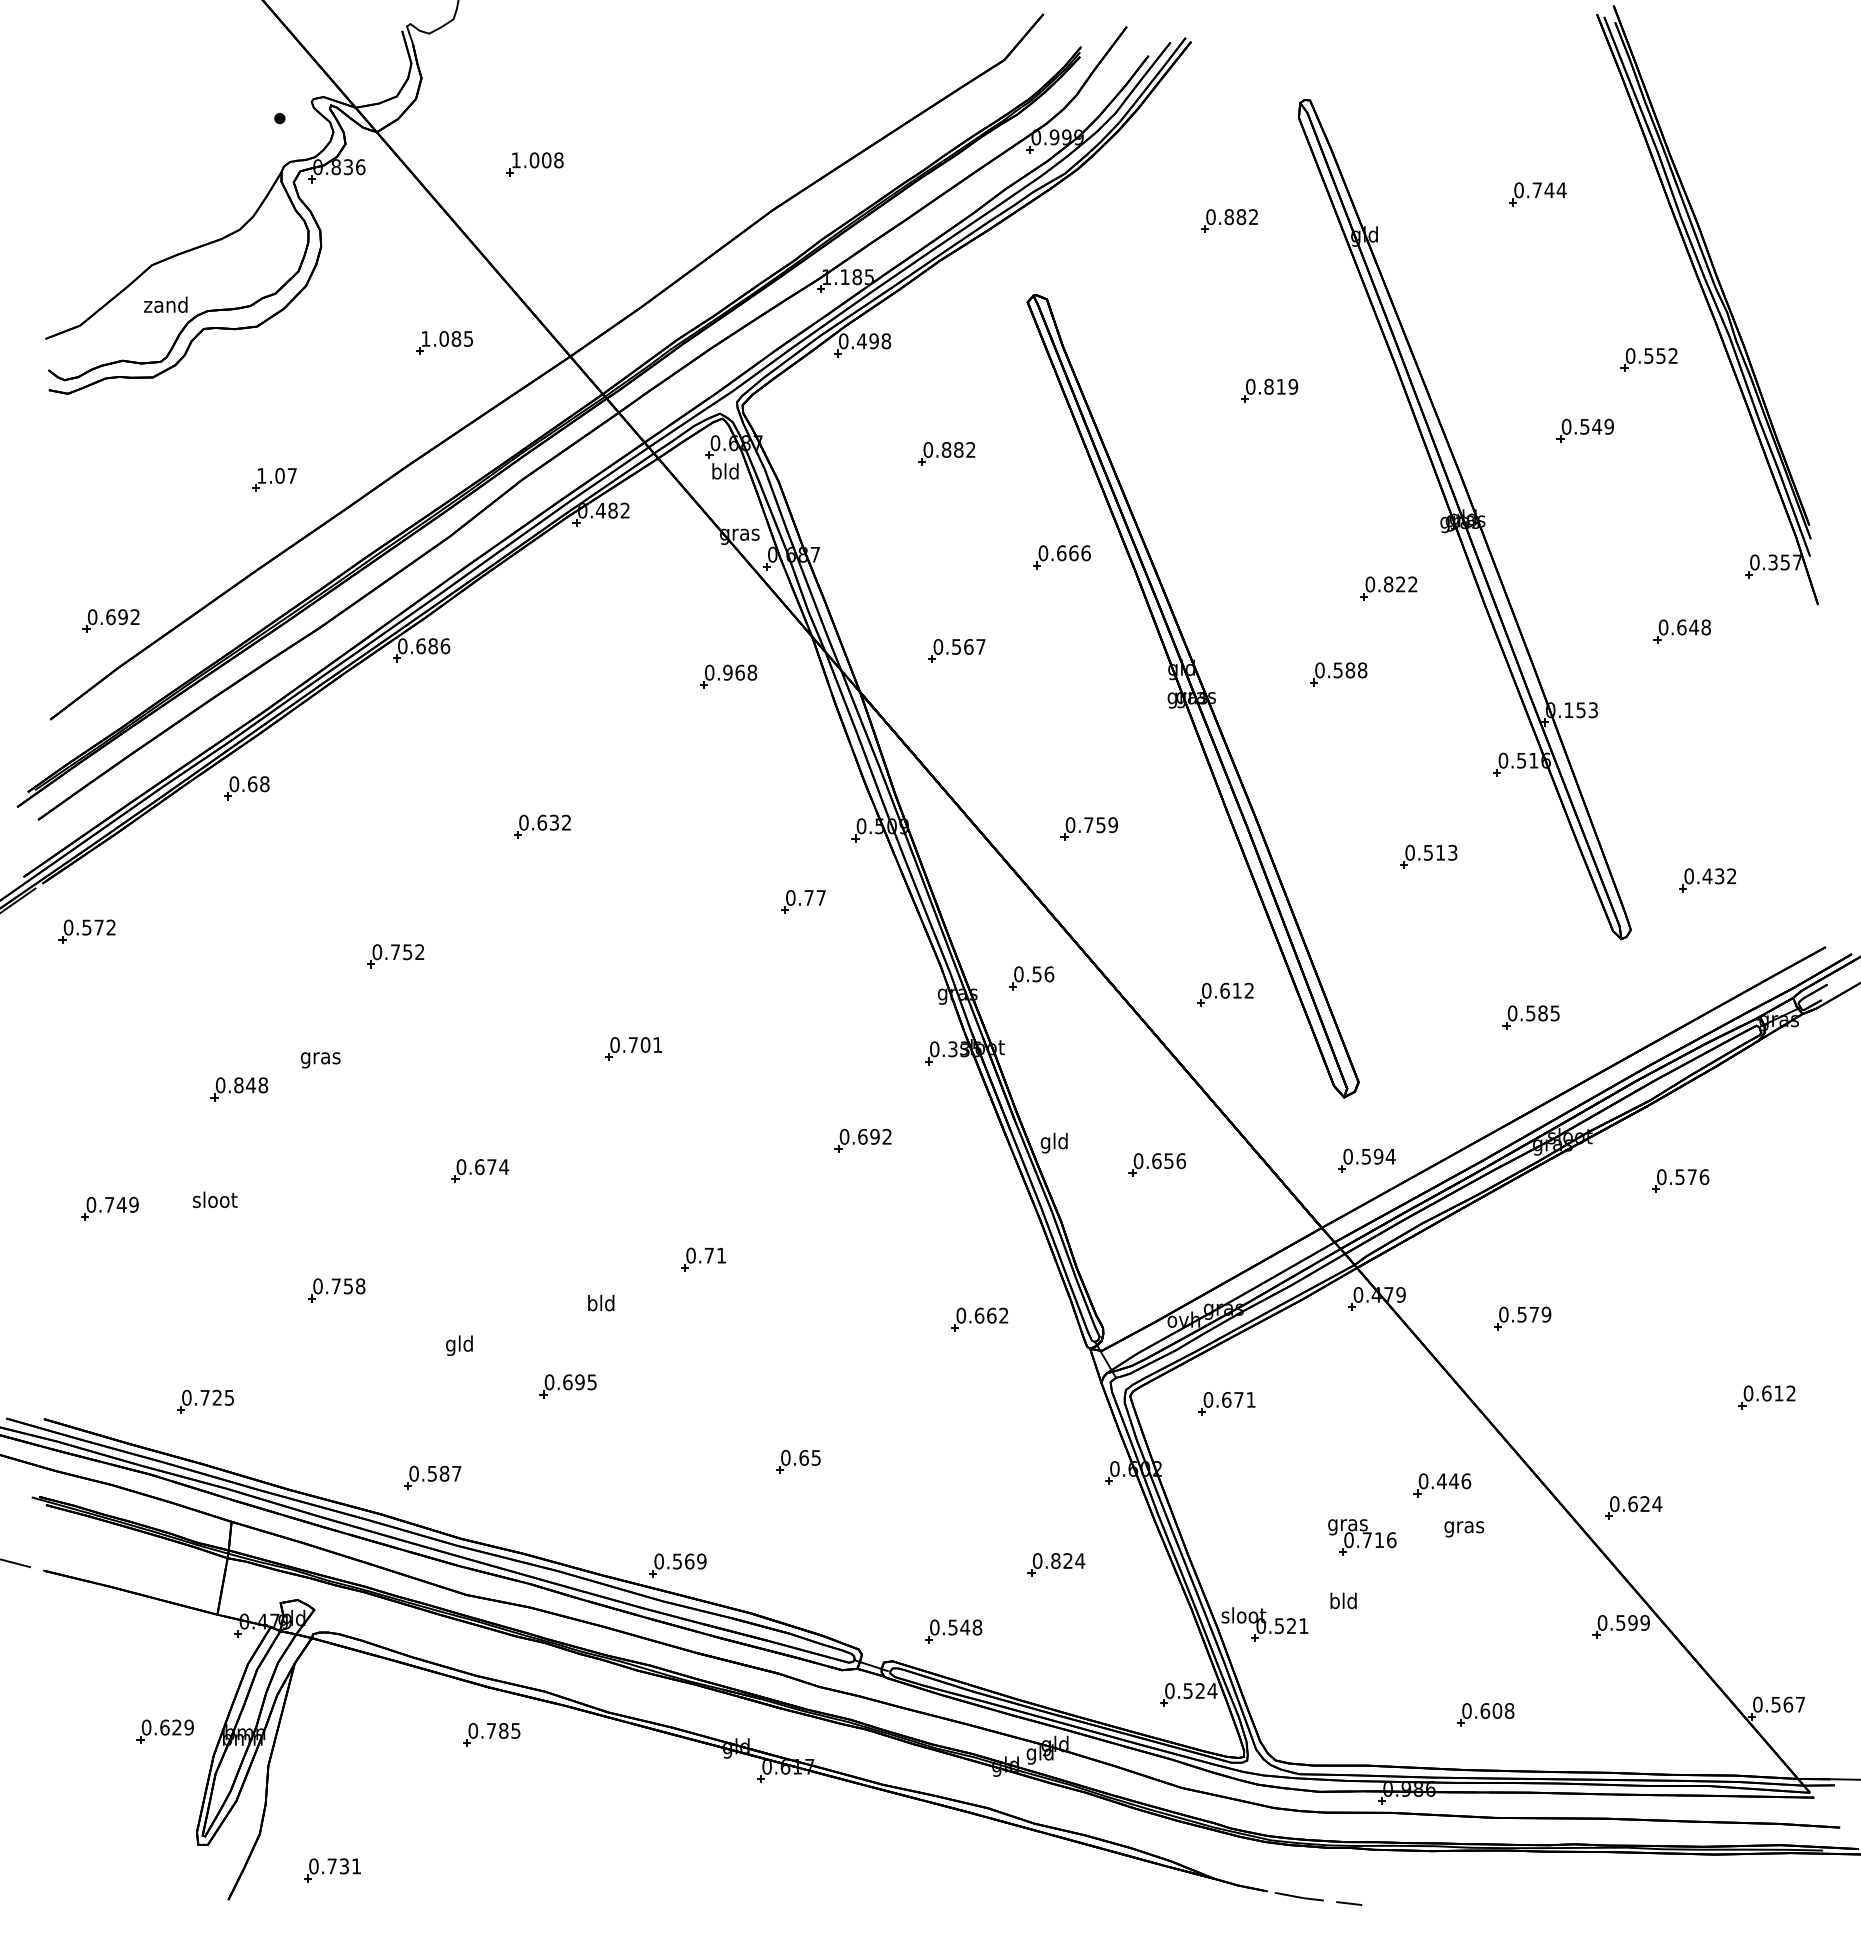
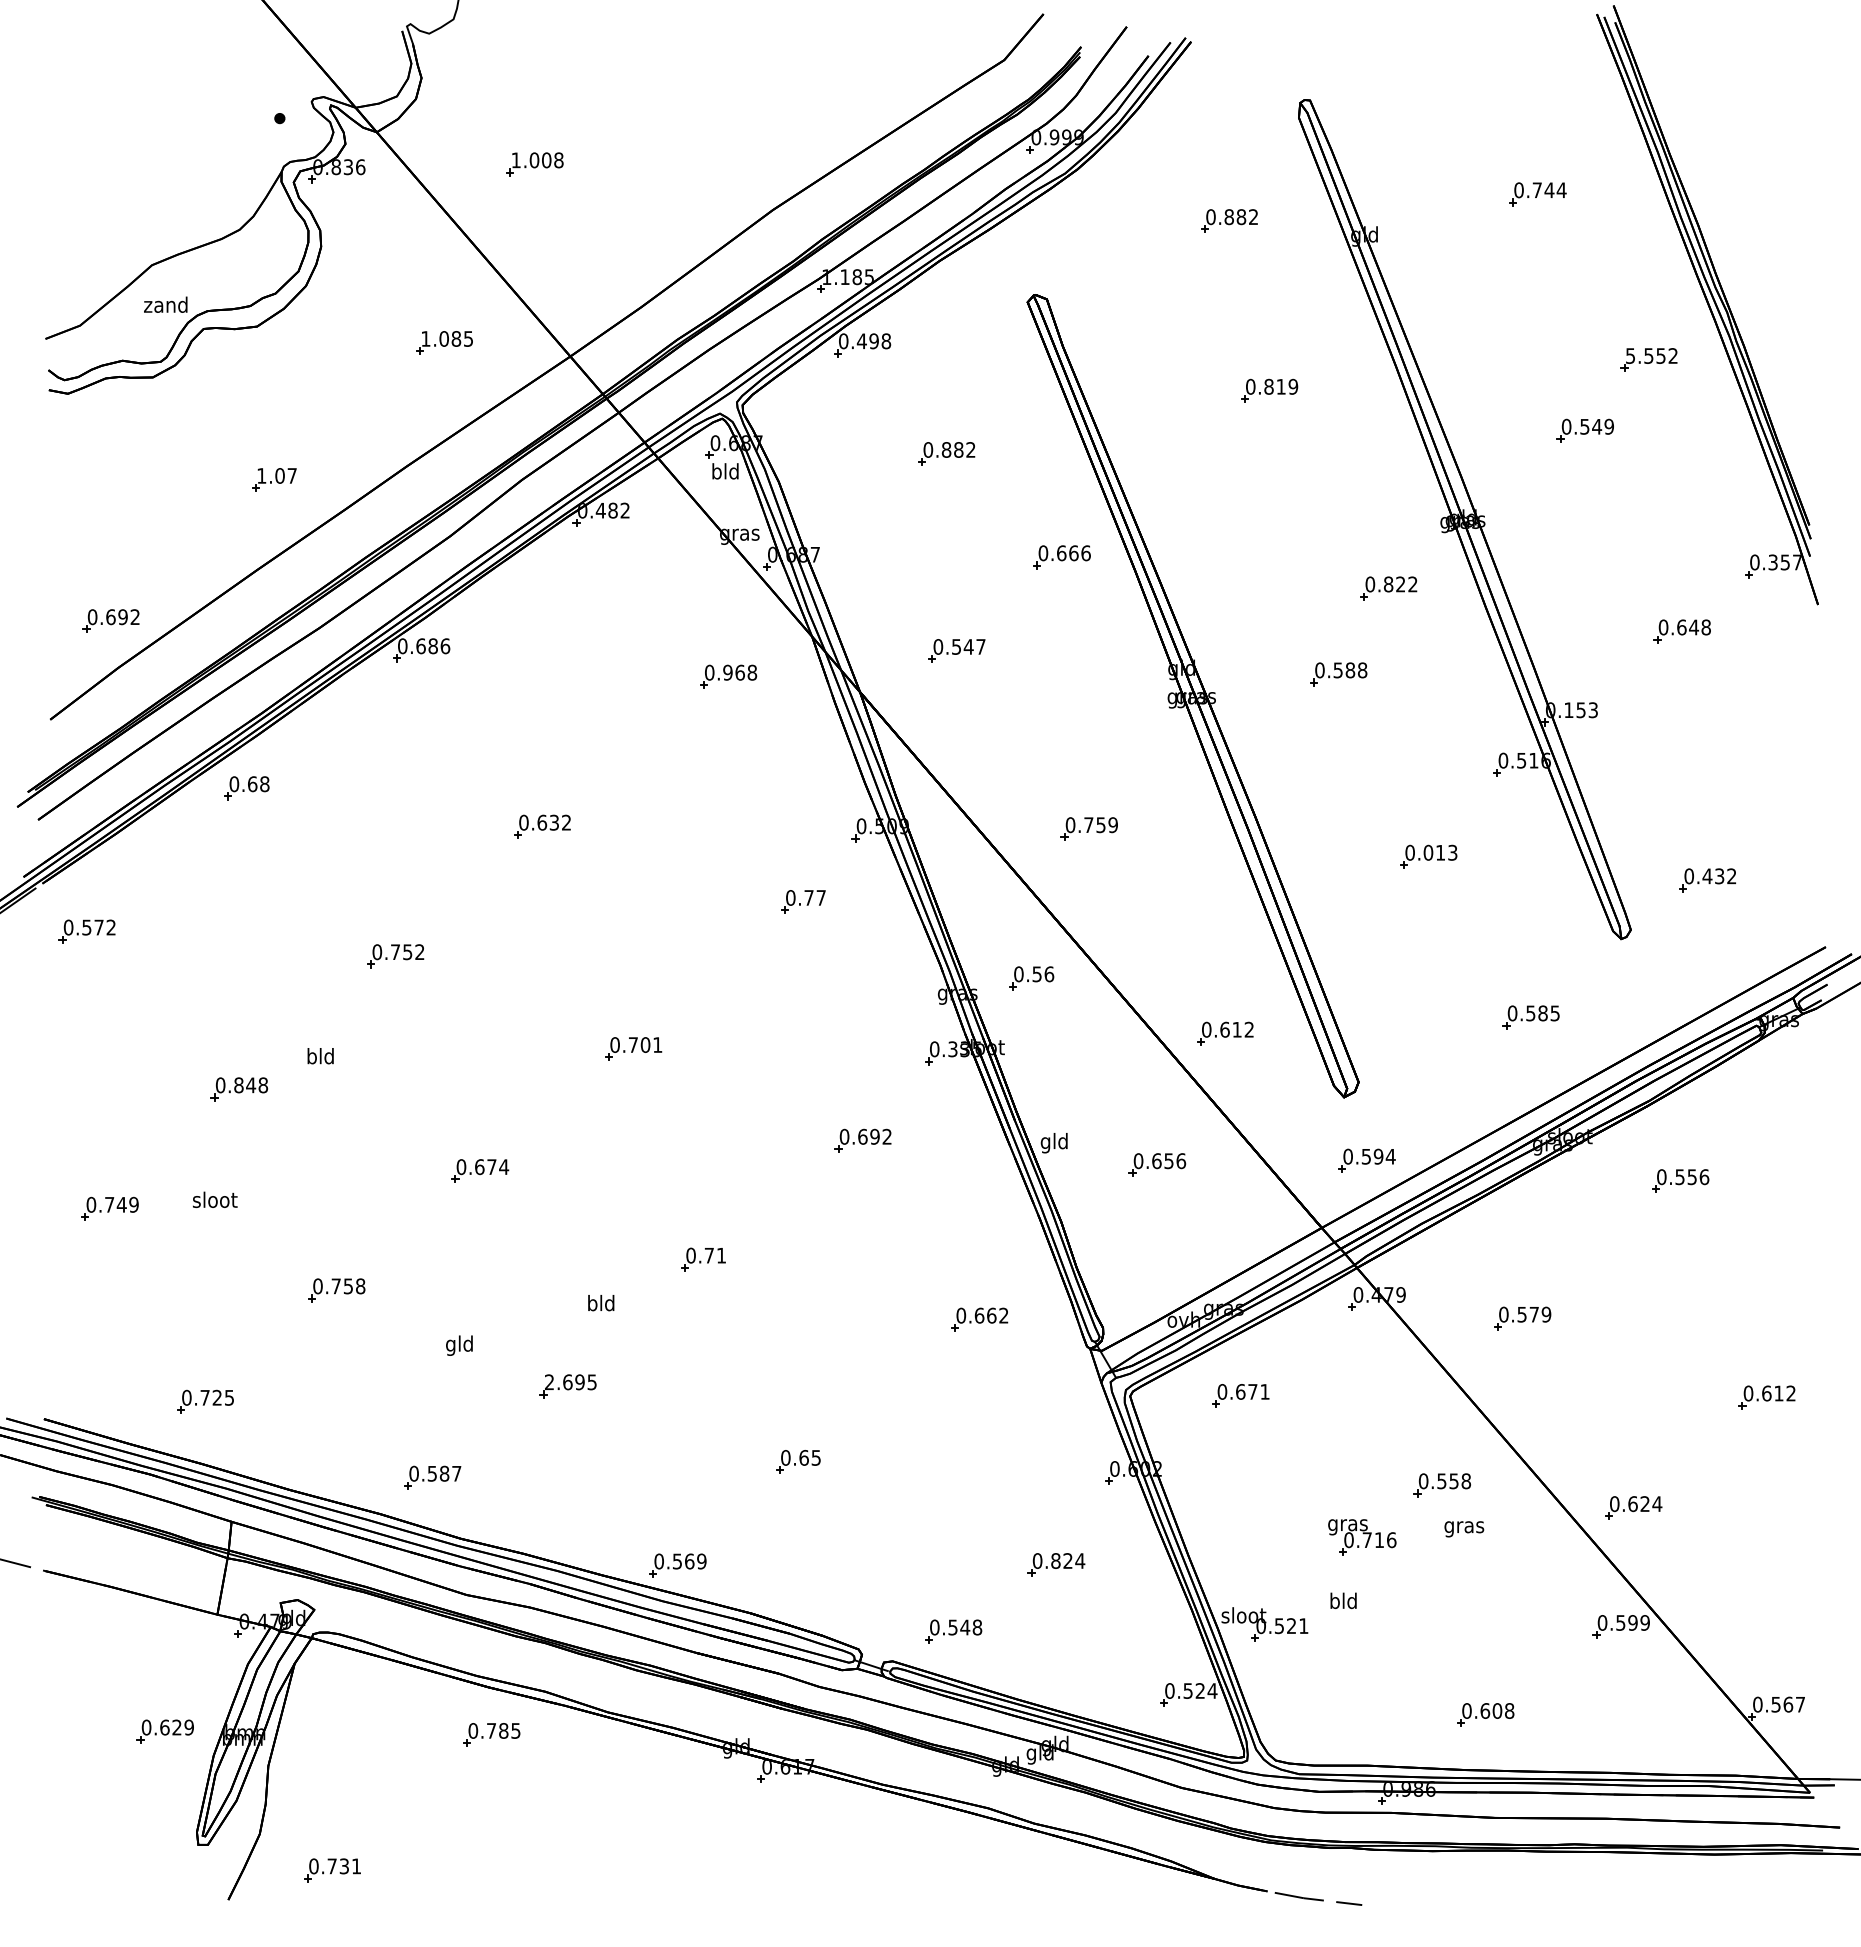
text: 0.552 -> 5.552 (1630, 355)
text: 0.567 -> 0.547 (968, 646)
text: 0.513 -> 0.013 (1428, 852)
part position: (1225, 994) -> (1225, 1033) (1225, 1033)
text: gras -> bld (320, 1058)
text: 0.576 -> 0.556 (1691, 1177)
text: 0.695 -> 2.695 (549, 1382)
part position: (1226, 1403) -> (1240, 1395) (1240, 1395)
text: 0.446 -> 0.558 (1453, 1481)
